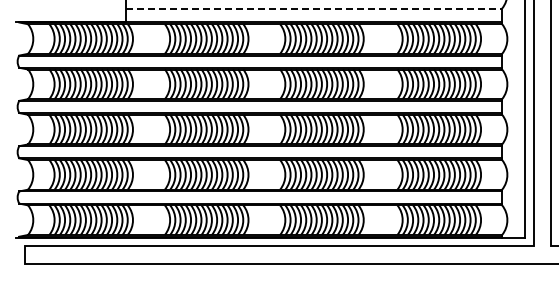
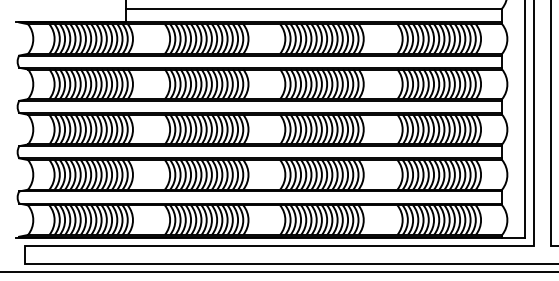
line: dashed -> solid (314, 8)
line: none -> present (278, 272)
